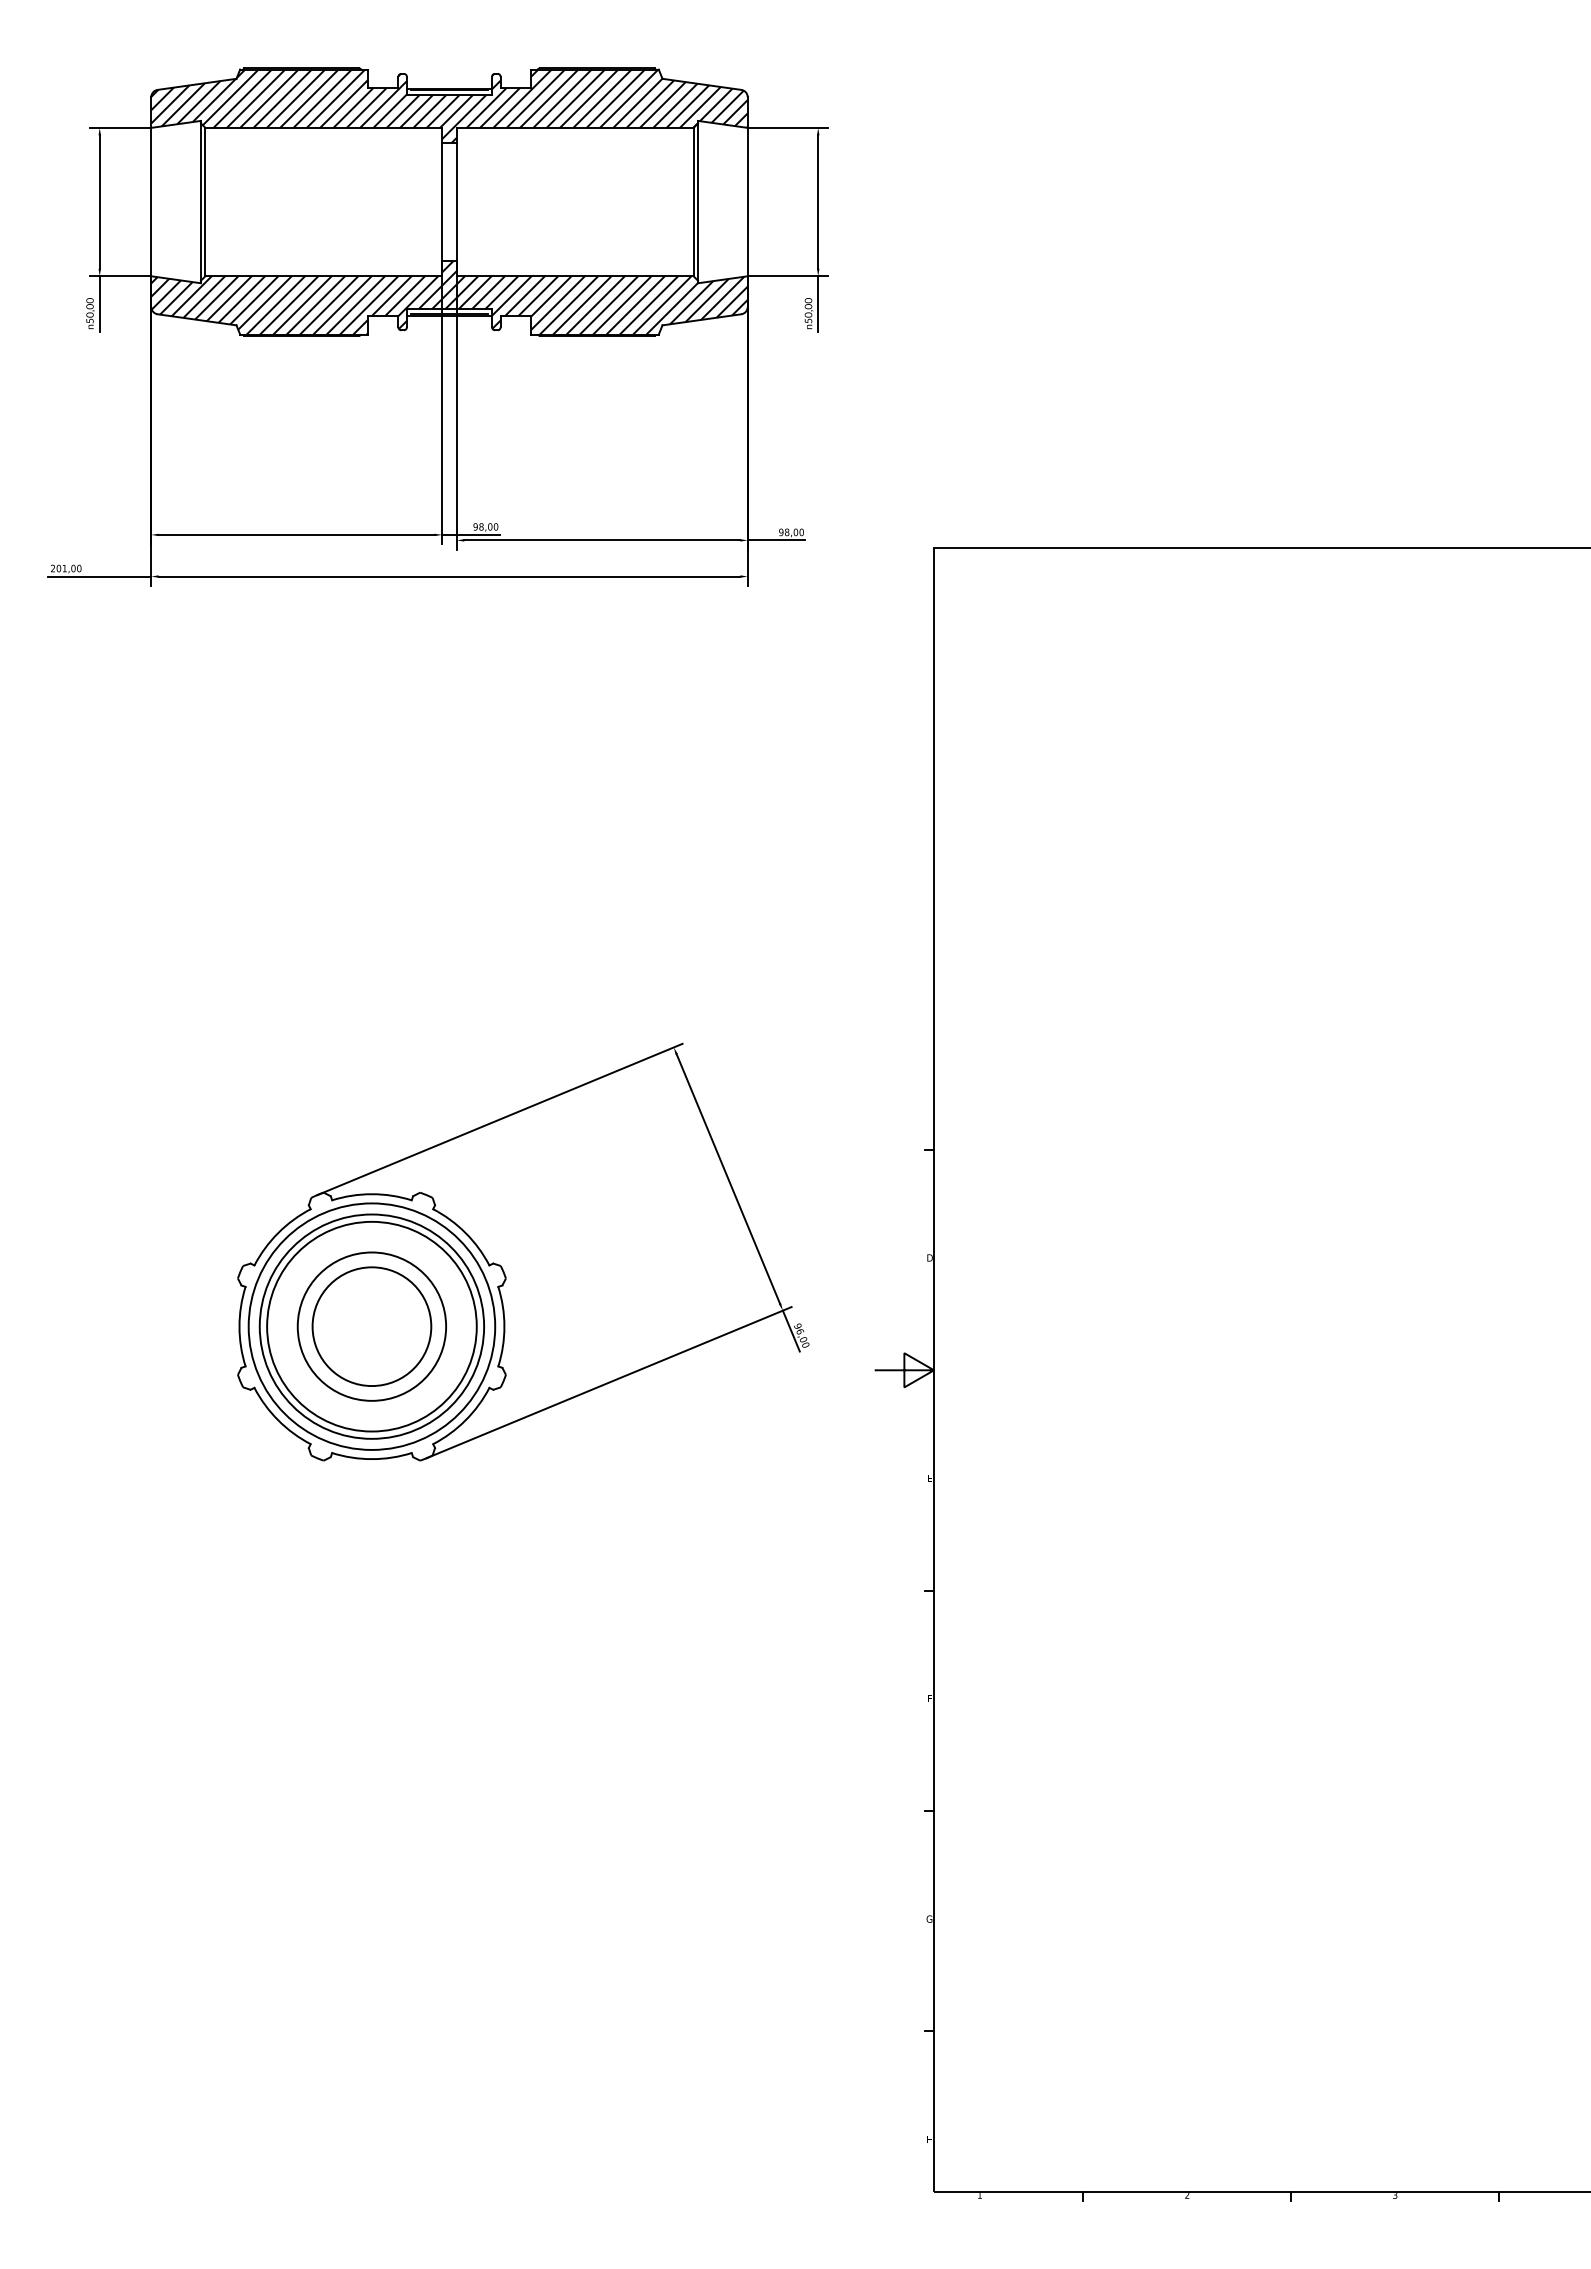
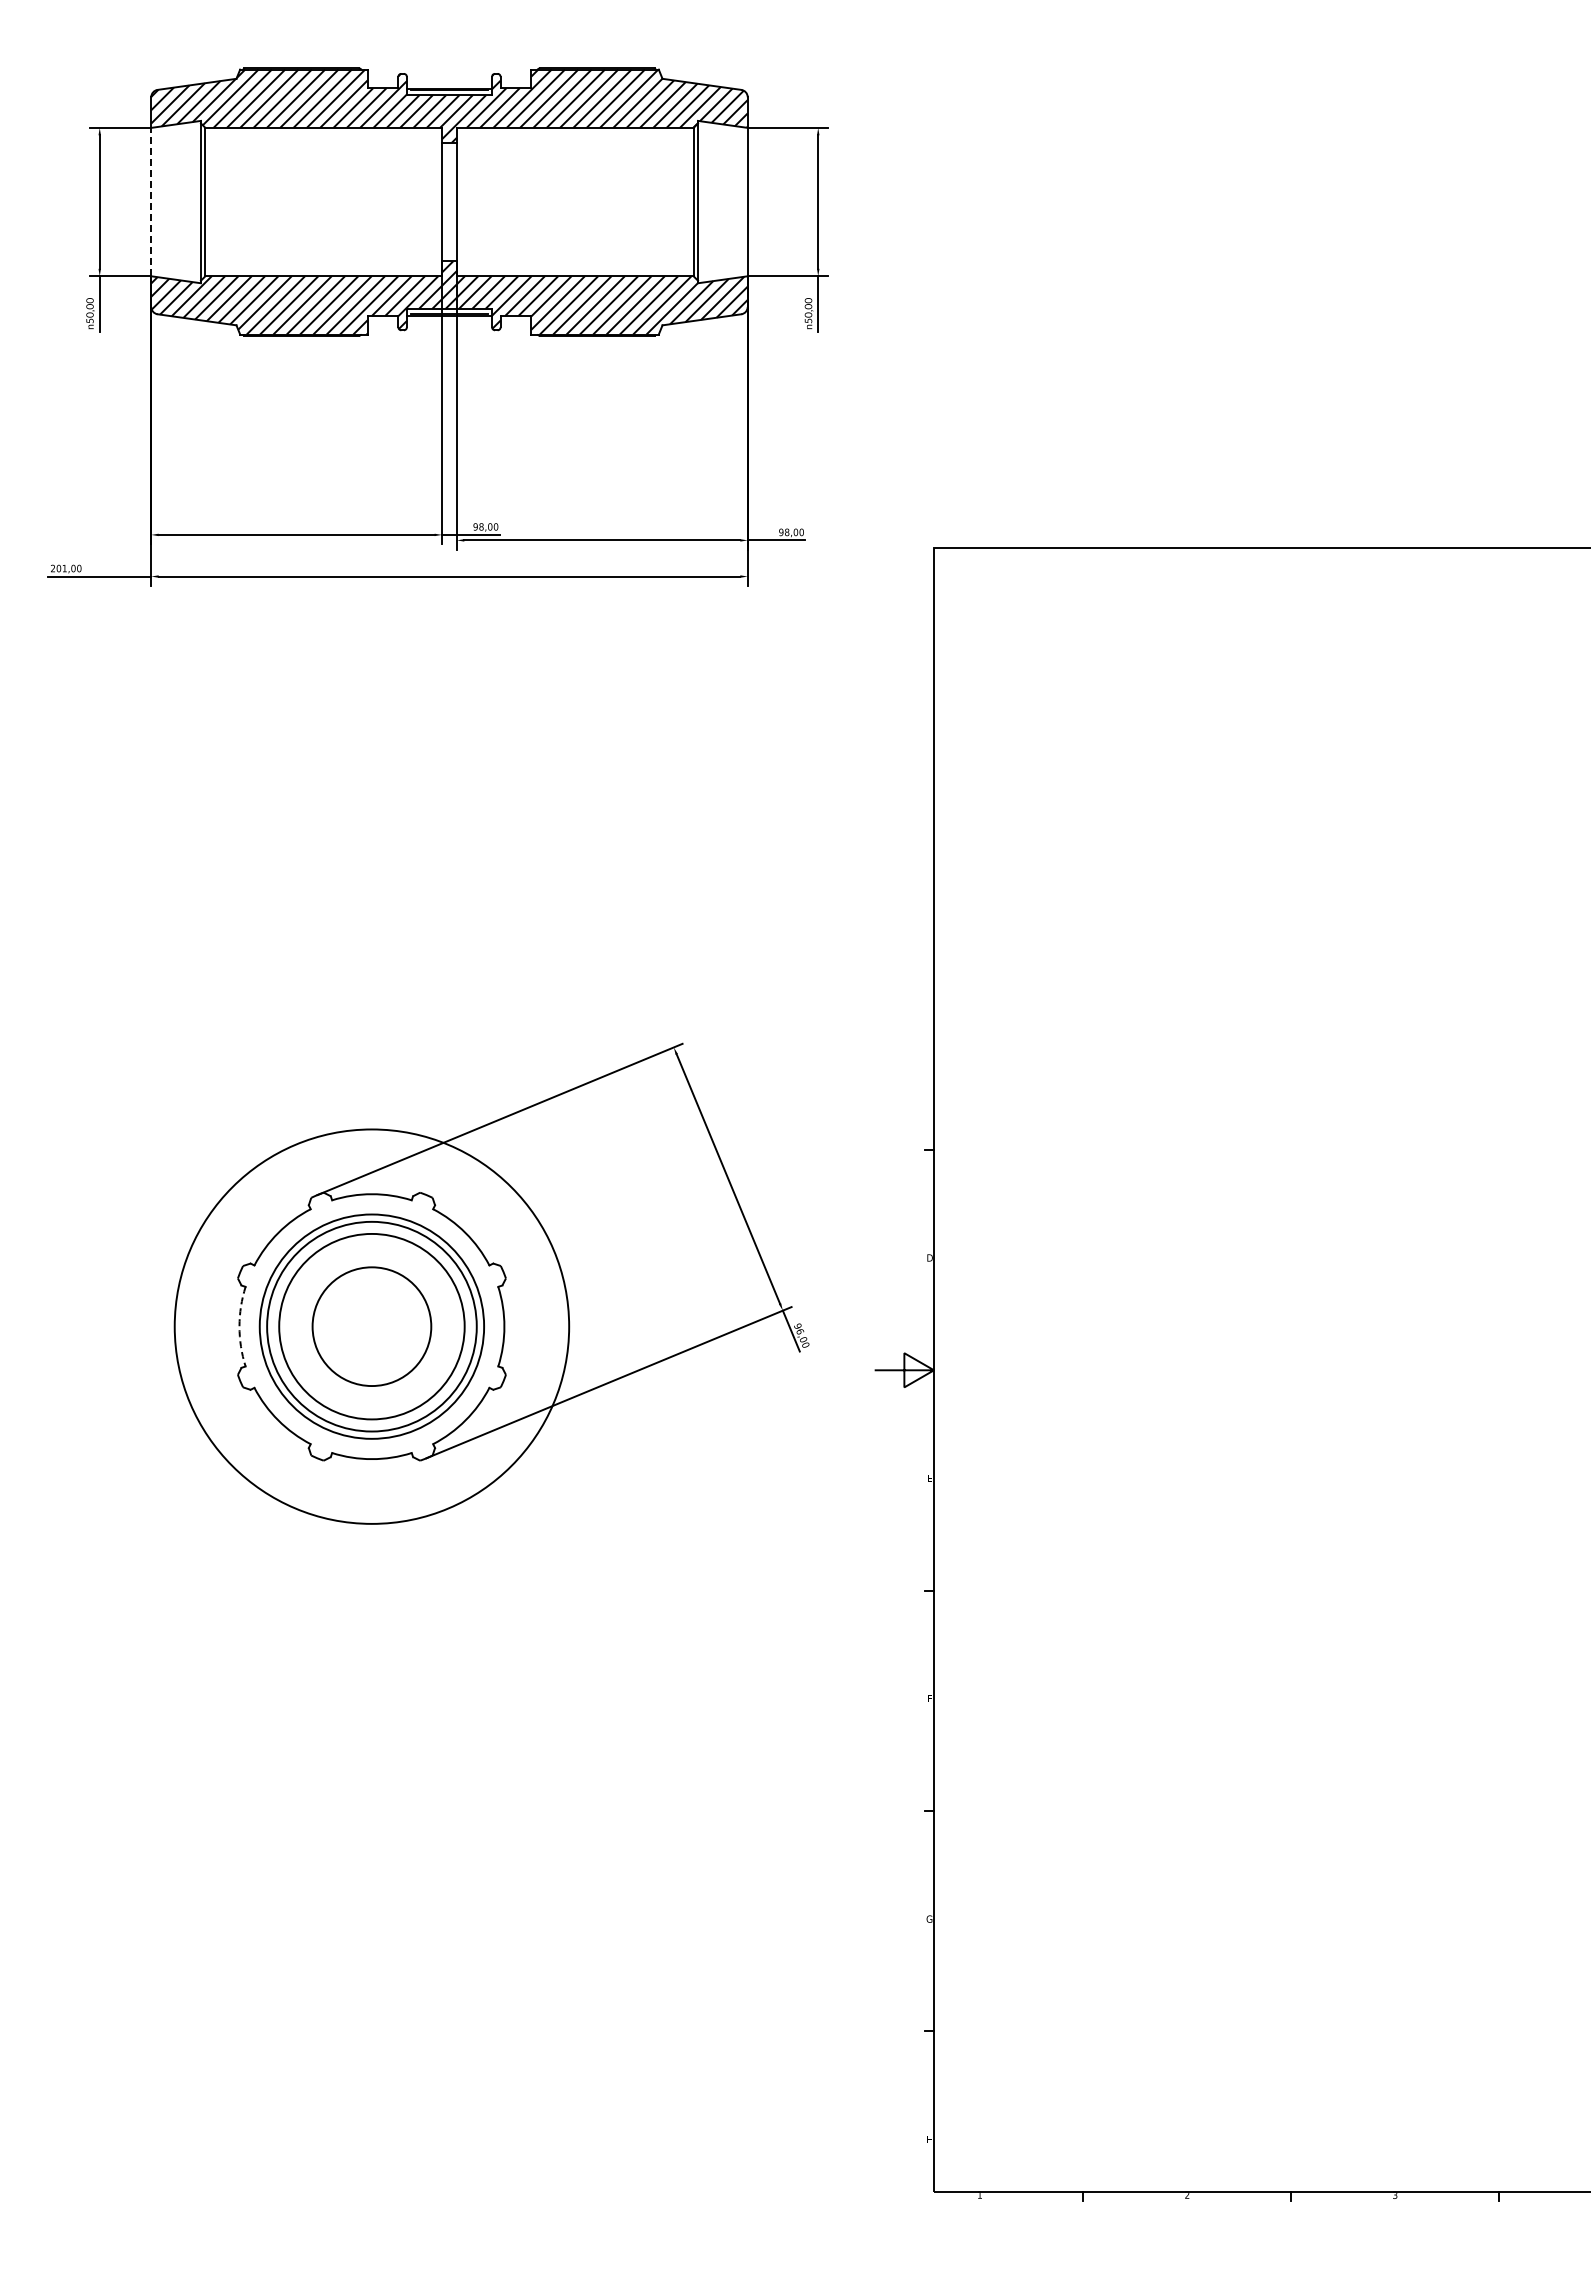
line: solid -> dashed (151, 201)
arc: solid -> dashed (239, 1326)
circle diameter: 148 px -> 185 px (371, 1326)
circle diameter: 247 px -> 394 px (371, 1326)
